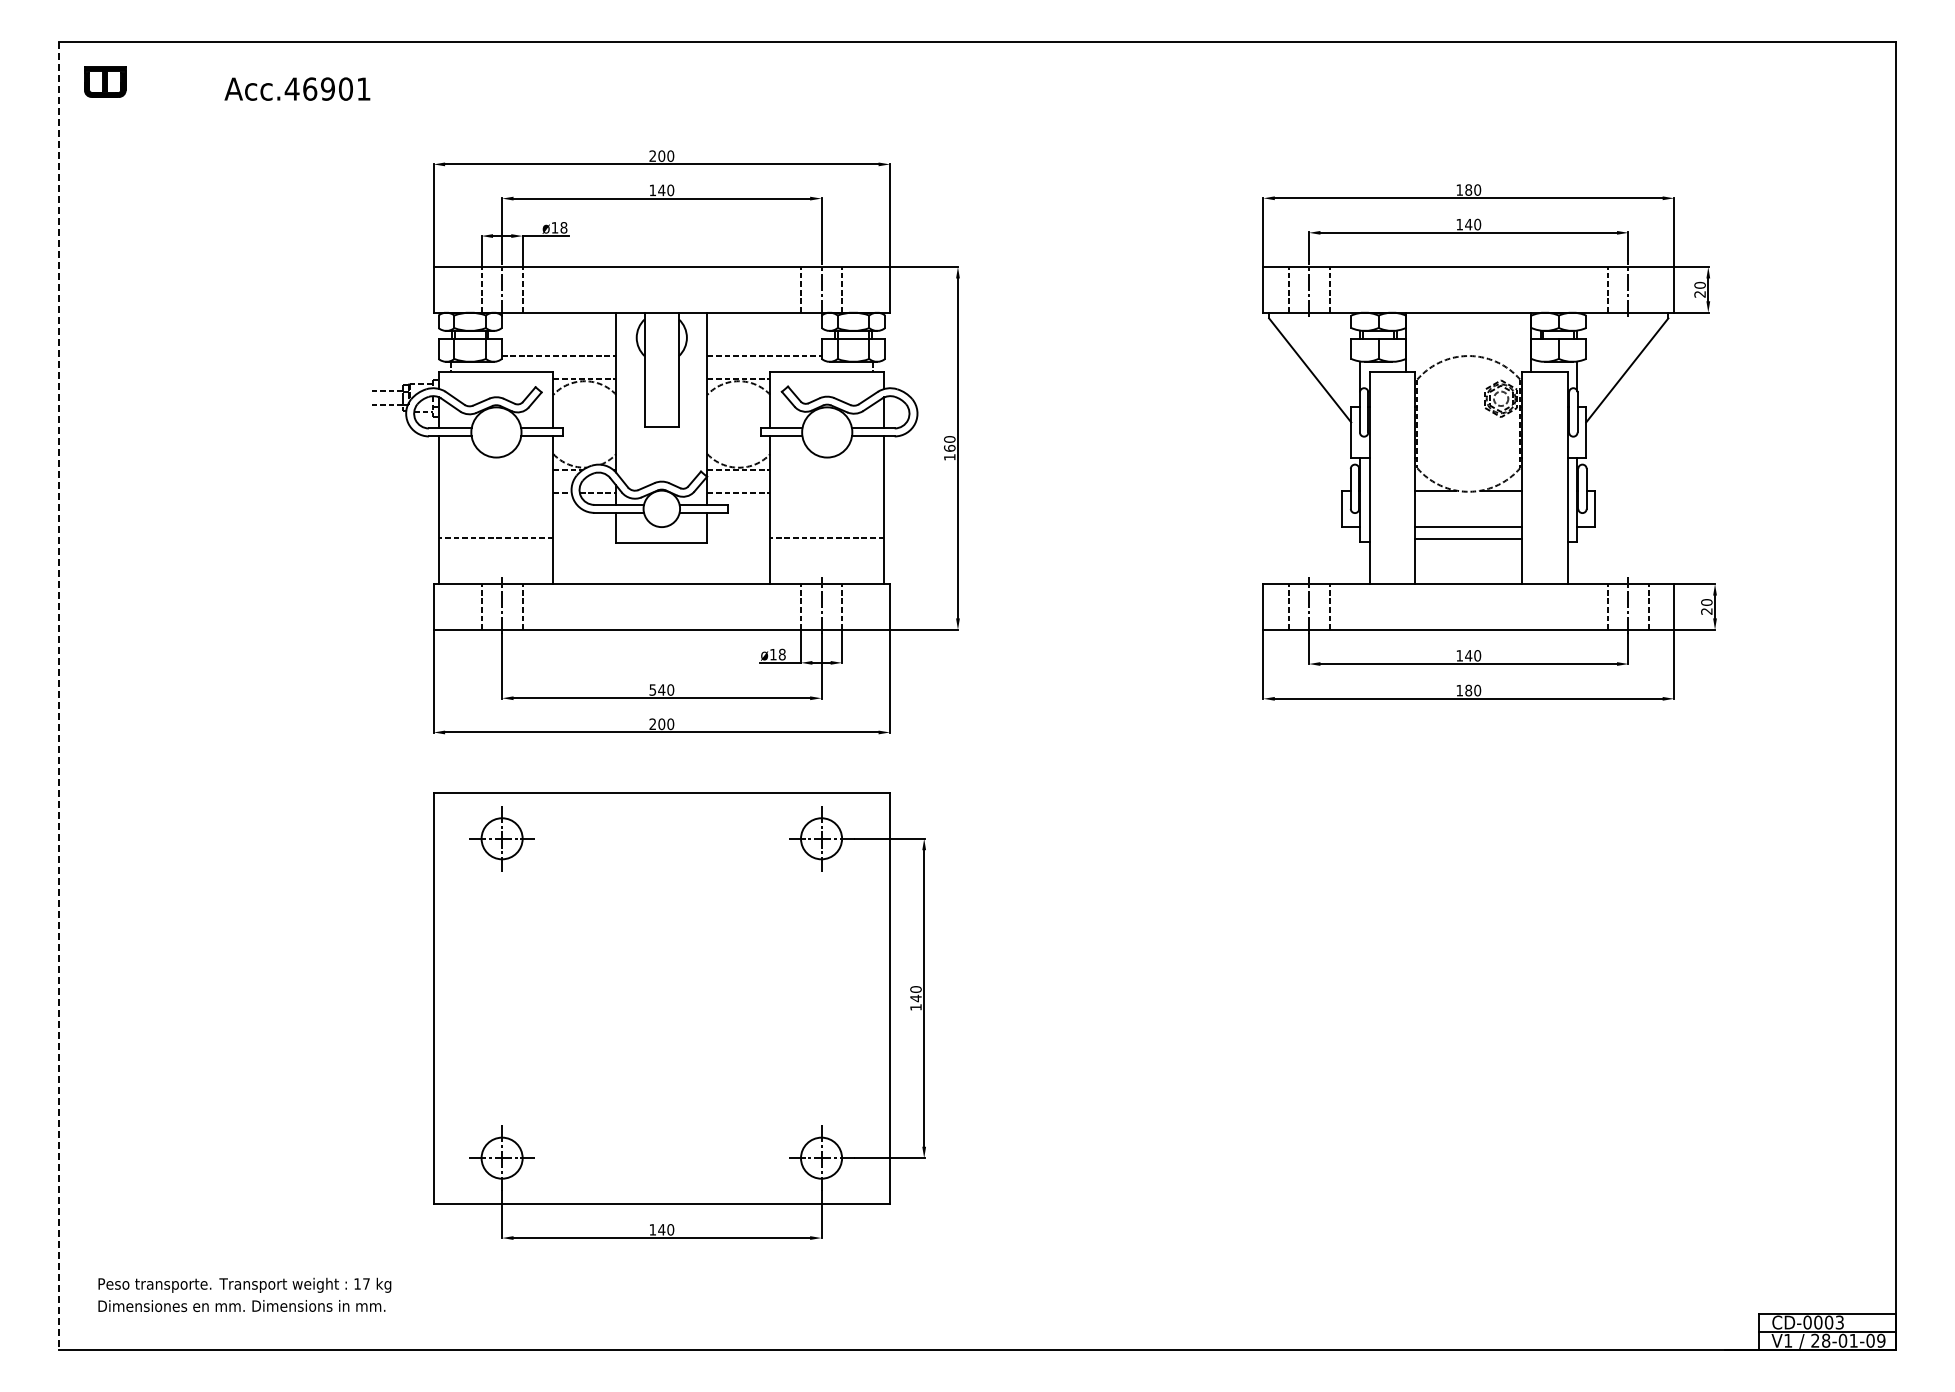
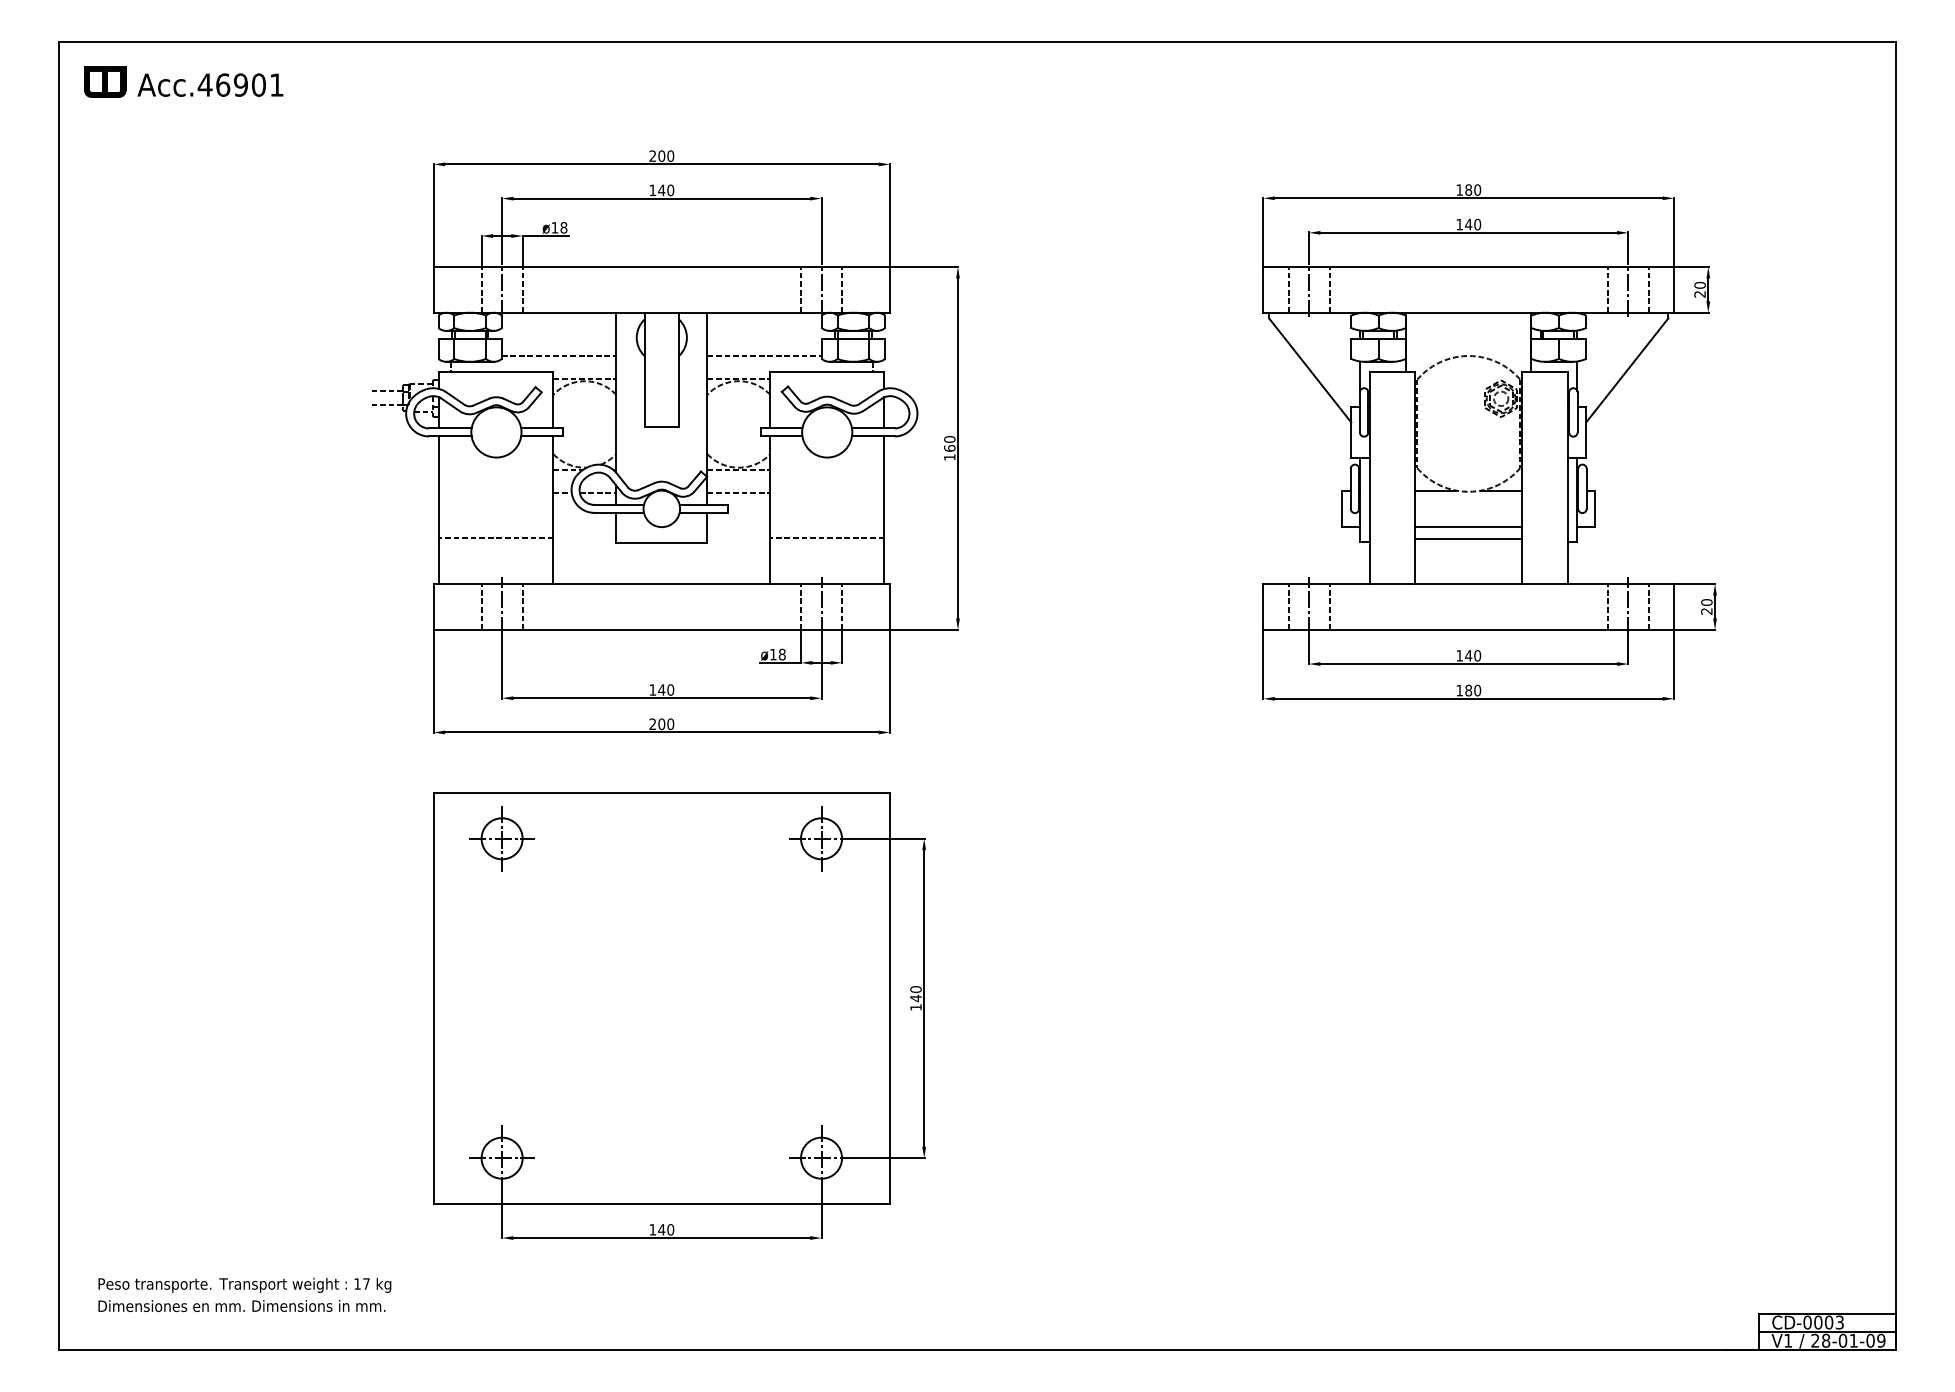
text position: (297, 88) -> (210, 84) (210, 84)
line: none -> present (1648, 289)
text: 540 -> 140 (652, 689)
line: dashed -> solid (58, 696)
